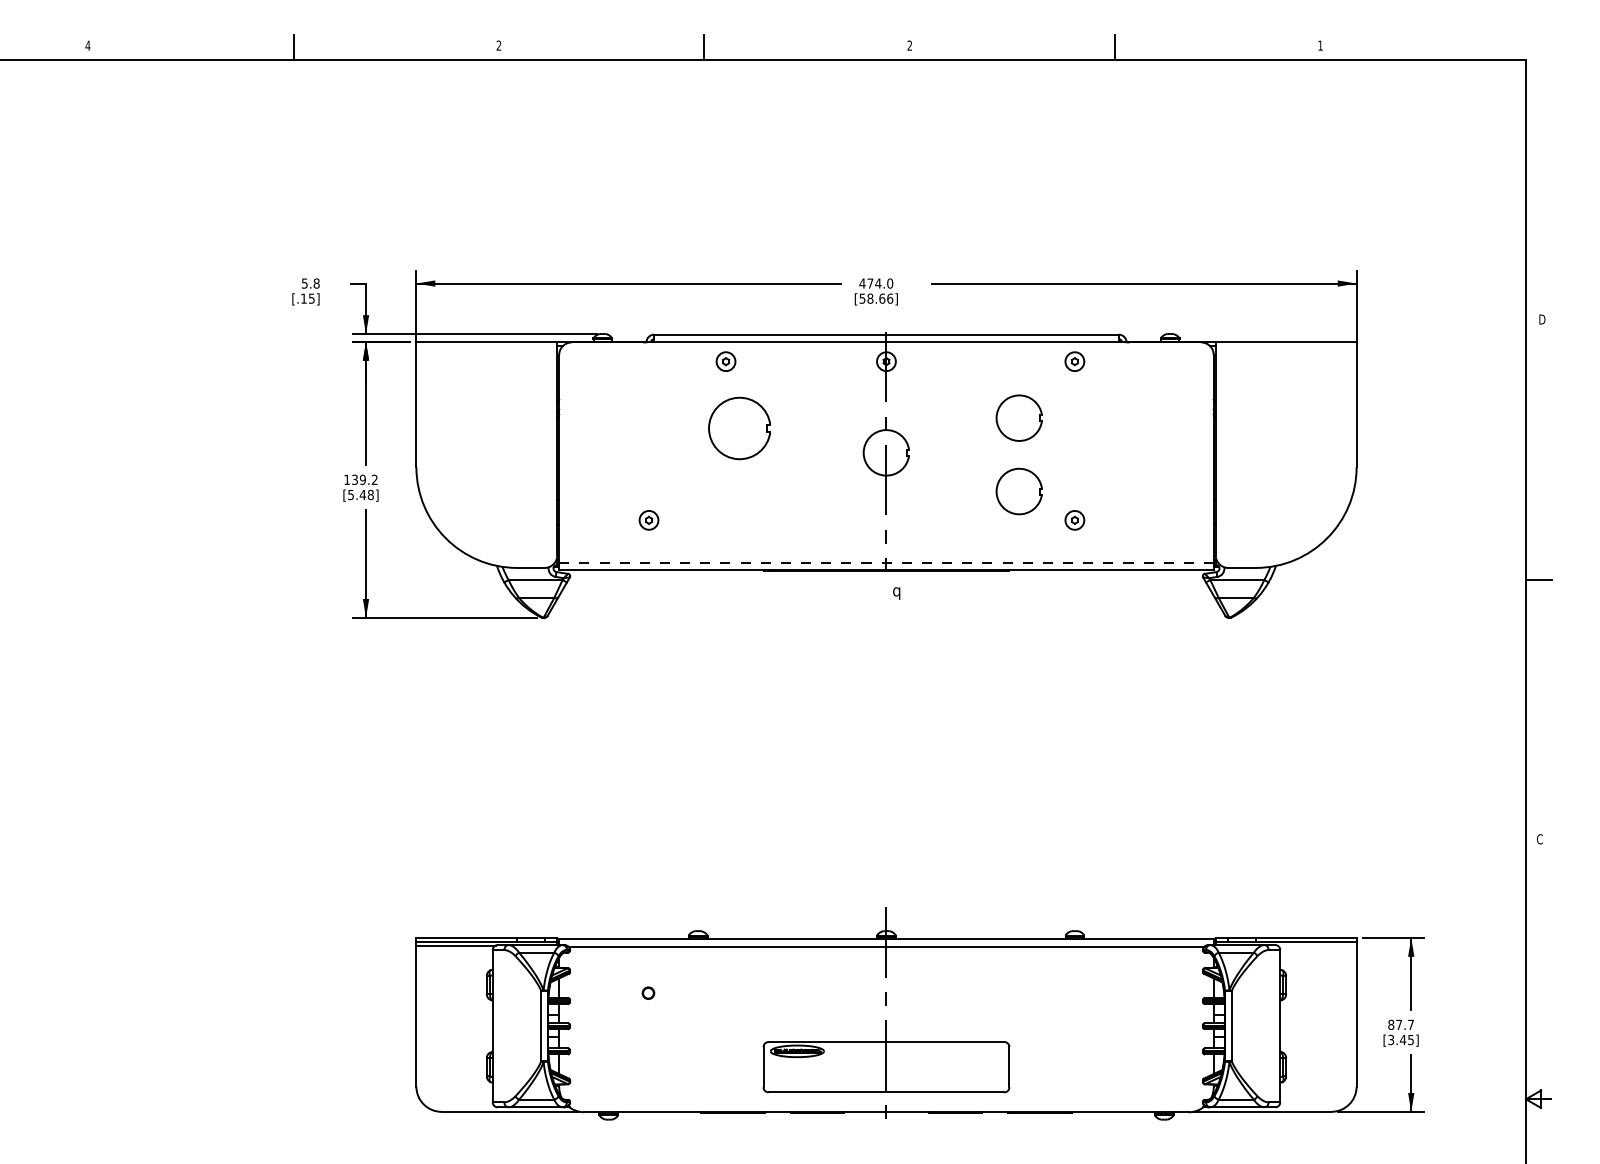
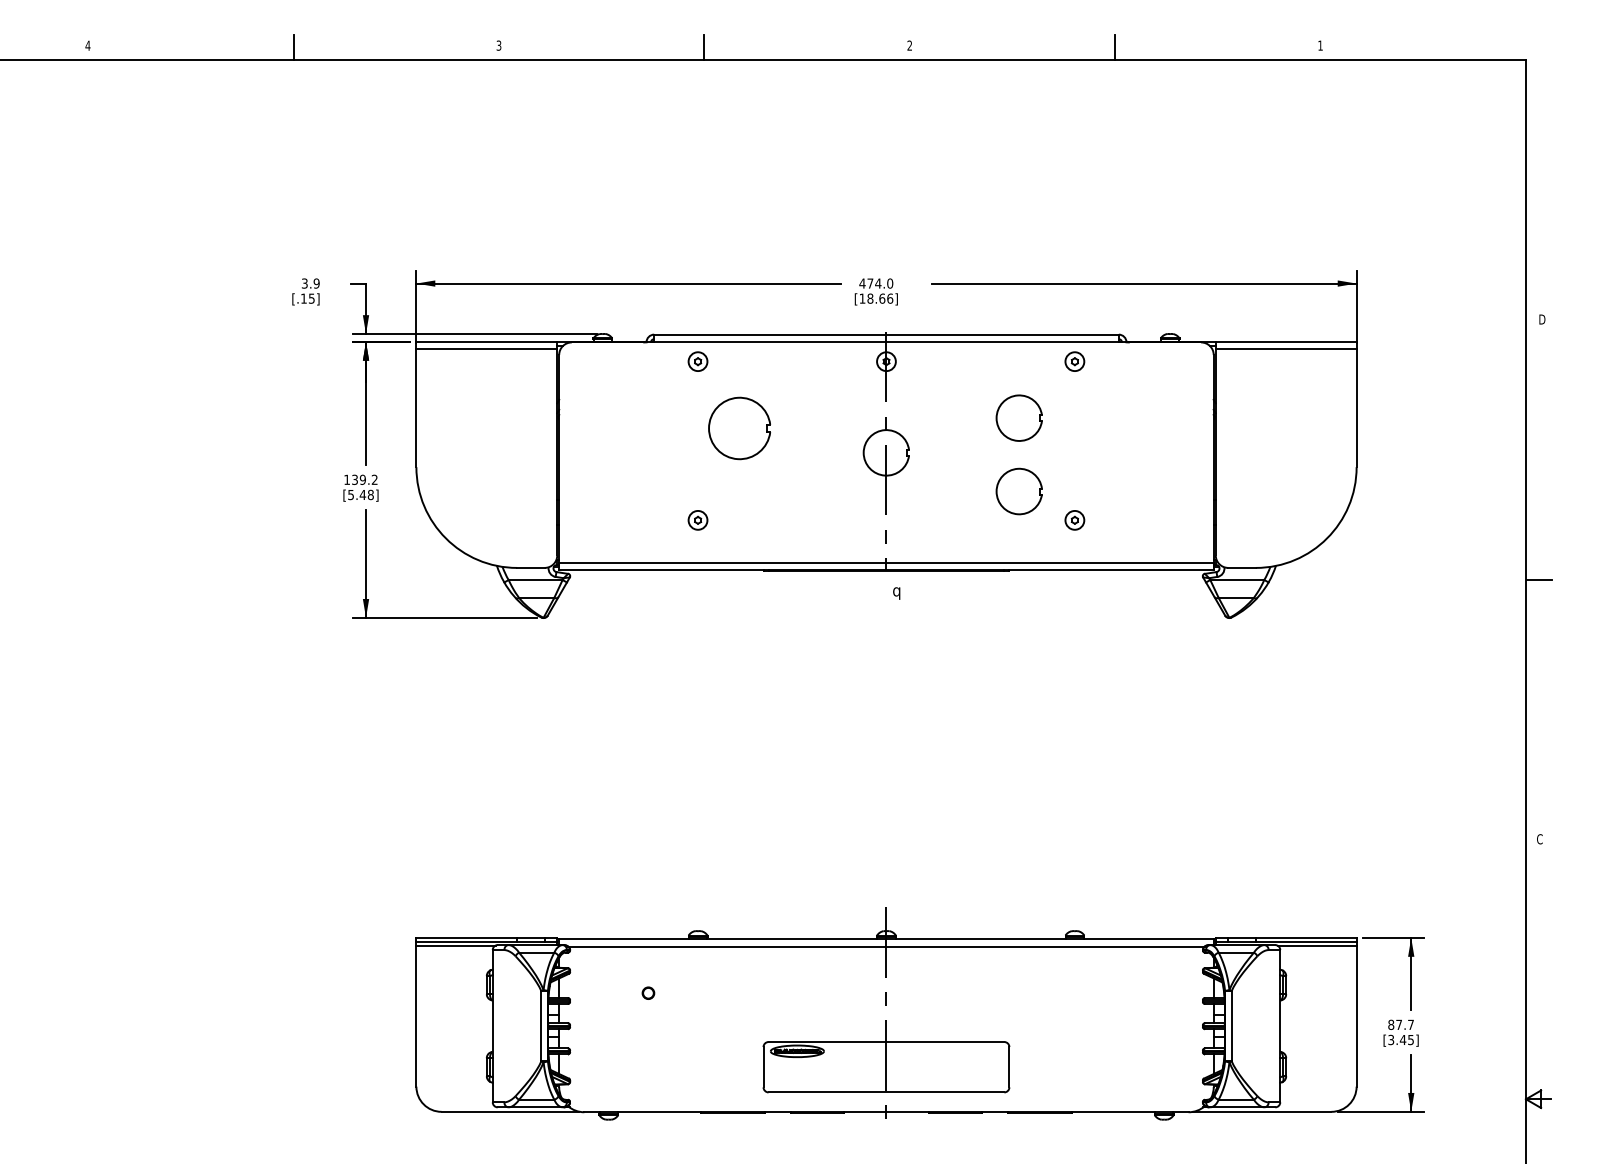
text: 2 -> 3 (498, 45)
text: 5.8 -> 3.9 (310, 283)
text: [58.66] -> [18.66] (862, 298)
line: none -> present (486, 349)
line: none -> present (1285, 349)
part position: (725, 361) -> (697, 361) (697, 361)
part position: (648, 520) -> (697, 520) (697, 520)
line: dashed -> solid (886, 562)
line: none -> present (1316, 945)
